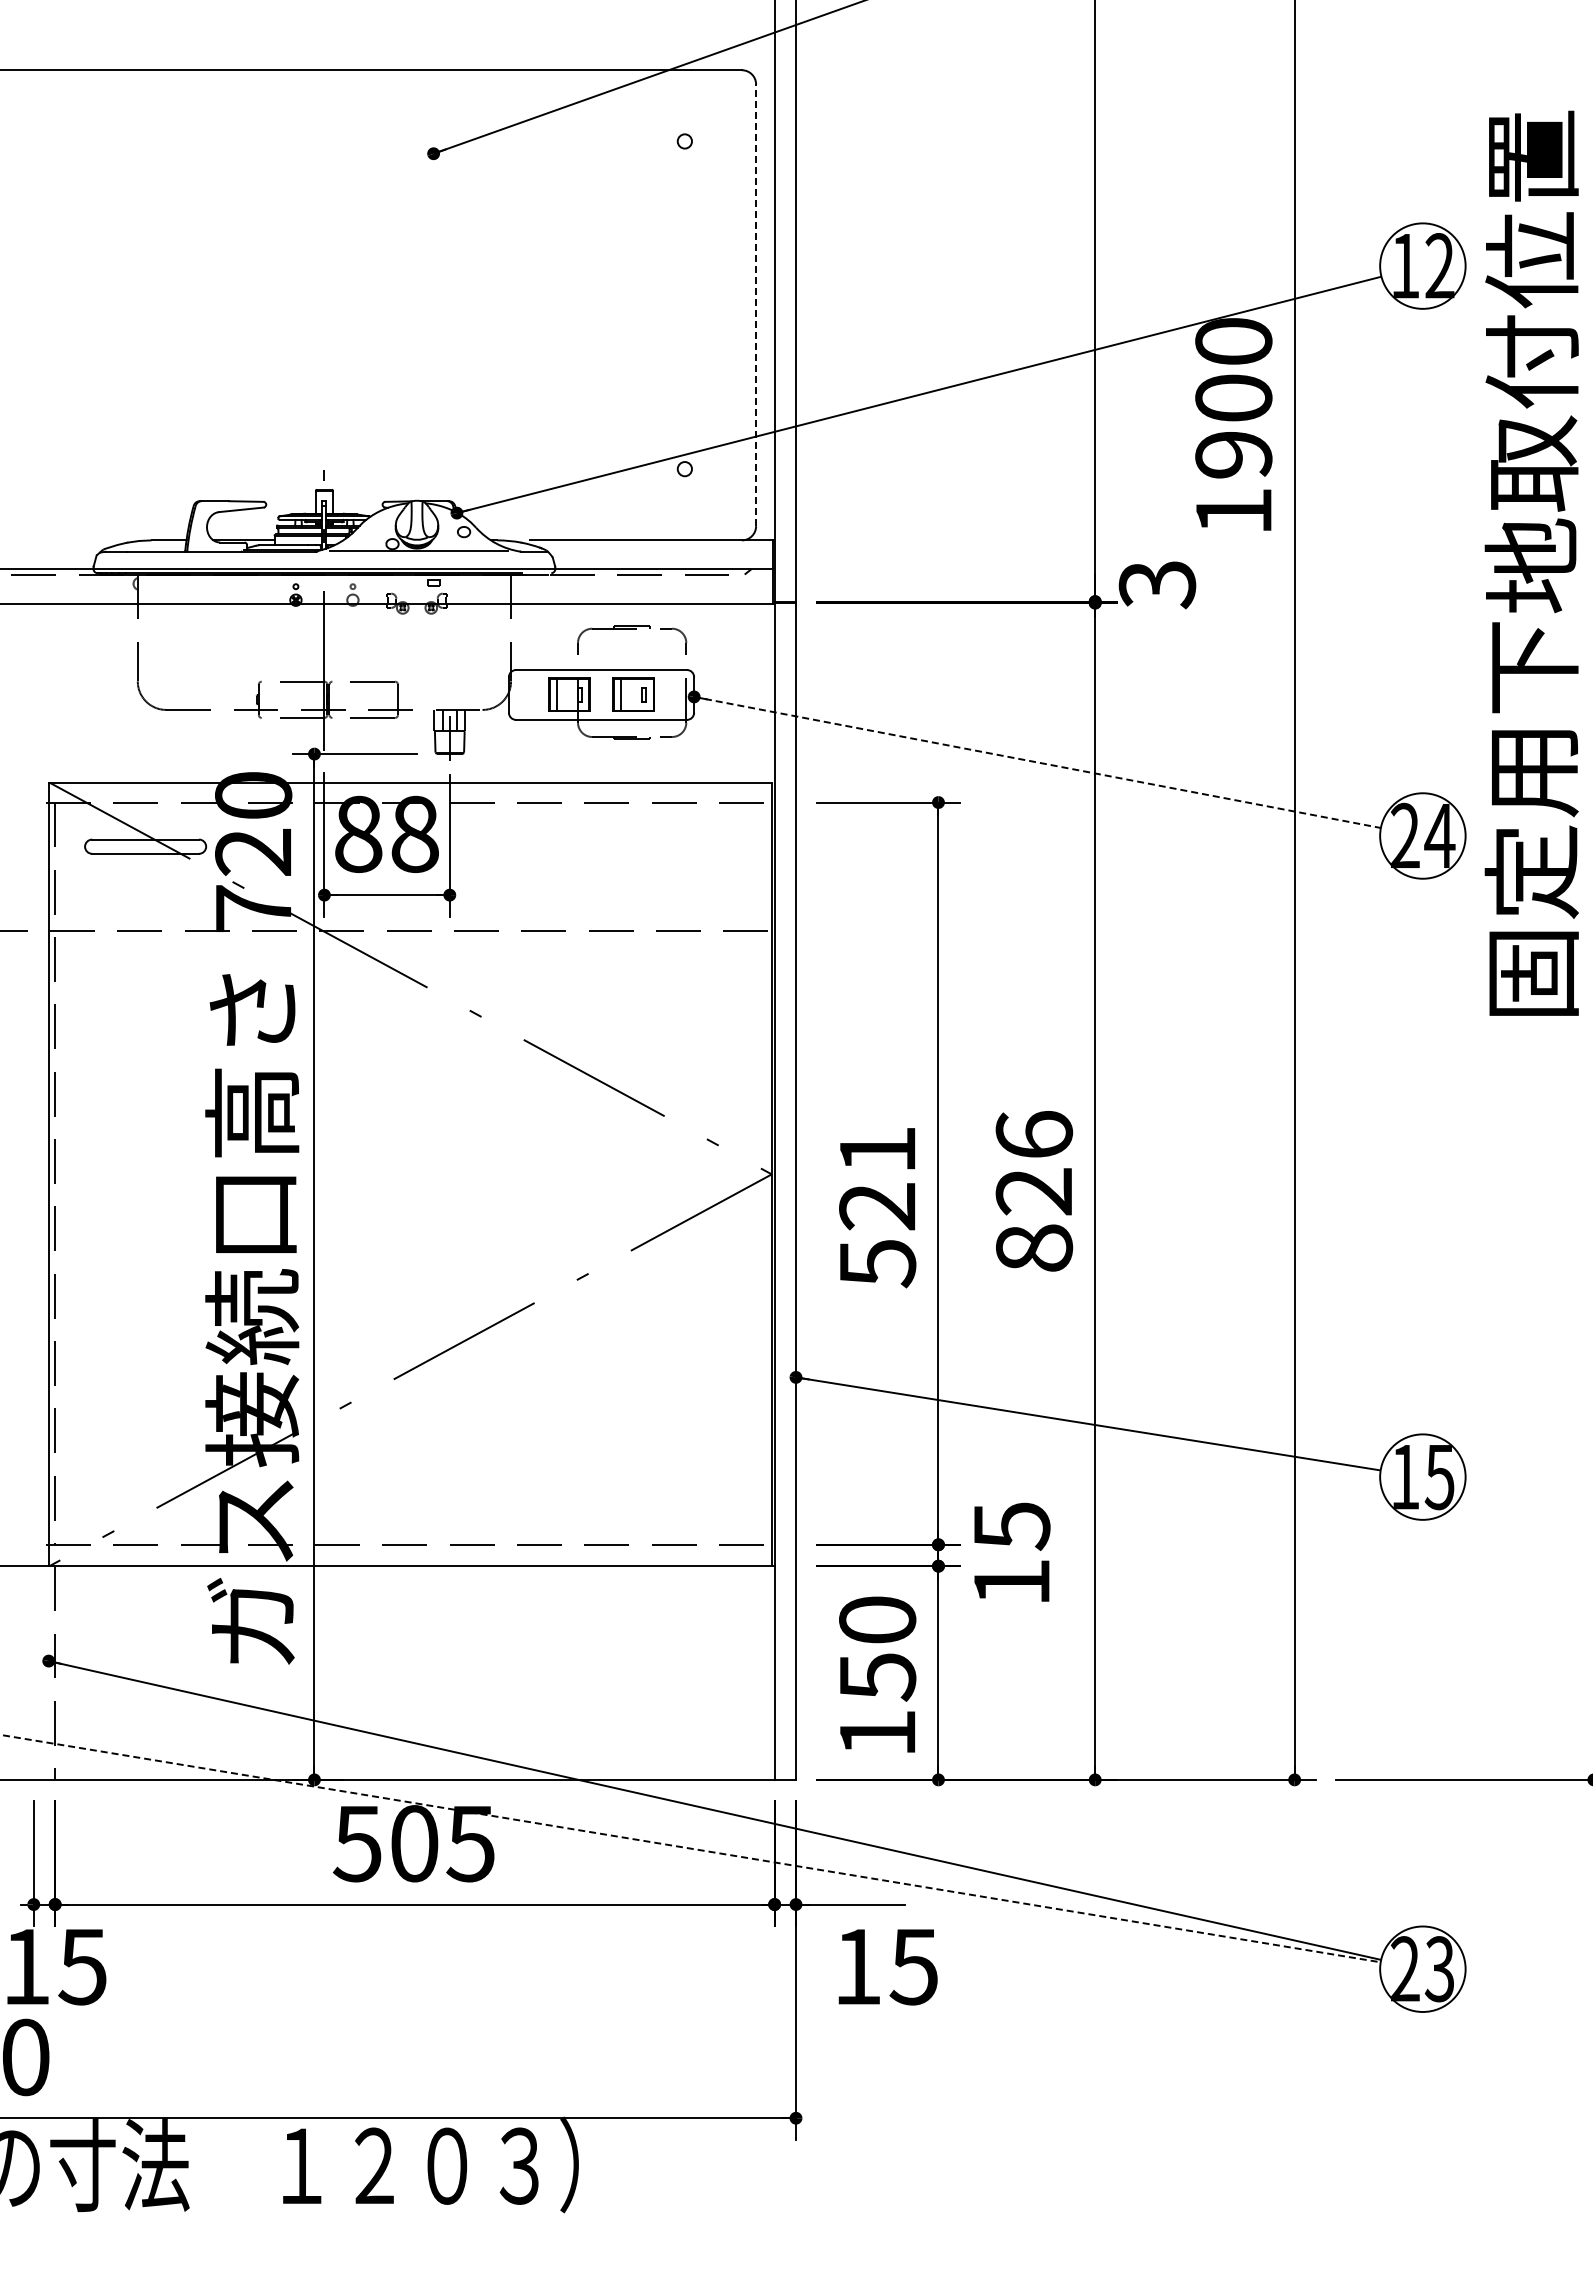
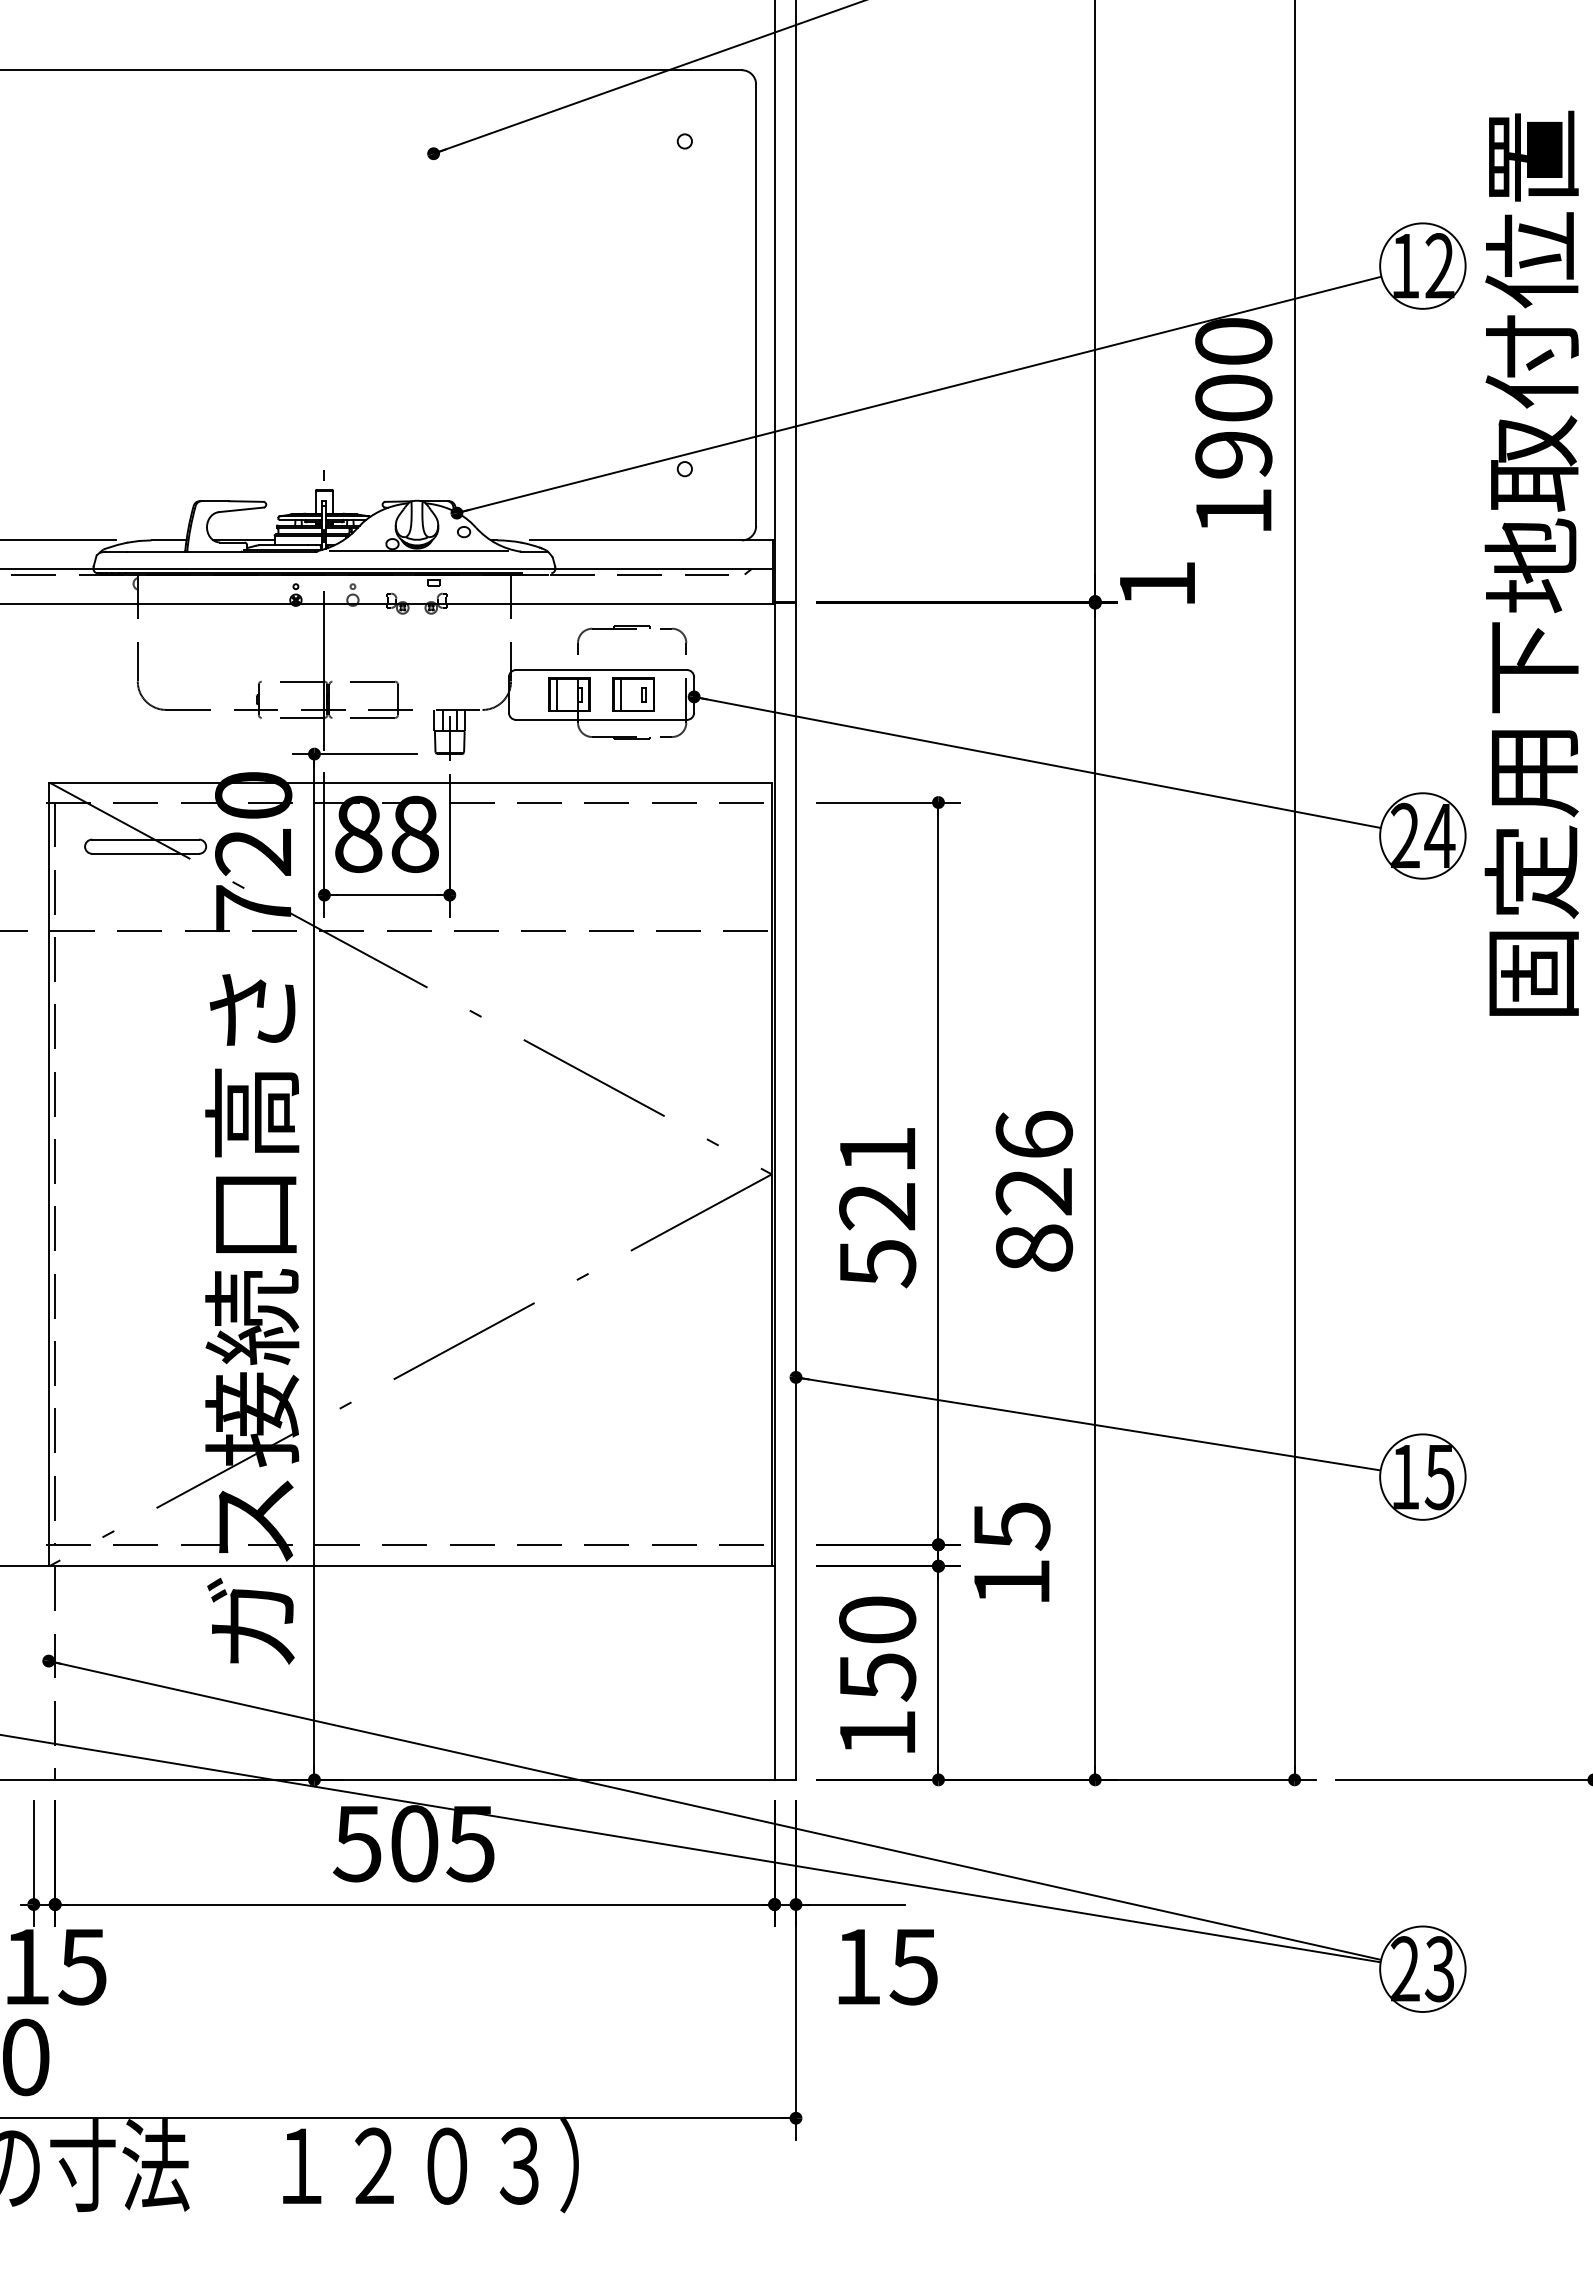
line: dashed -> solid (756, 305)
line: none -> present (58, 540)
text: 3 -> 1 (1157, 585)
line: dashed -> solid (1037, 762)
line: dashed -> solid (691, 1848)
